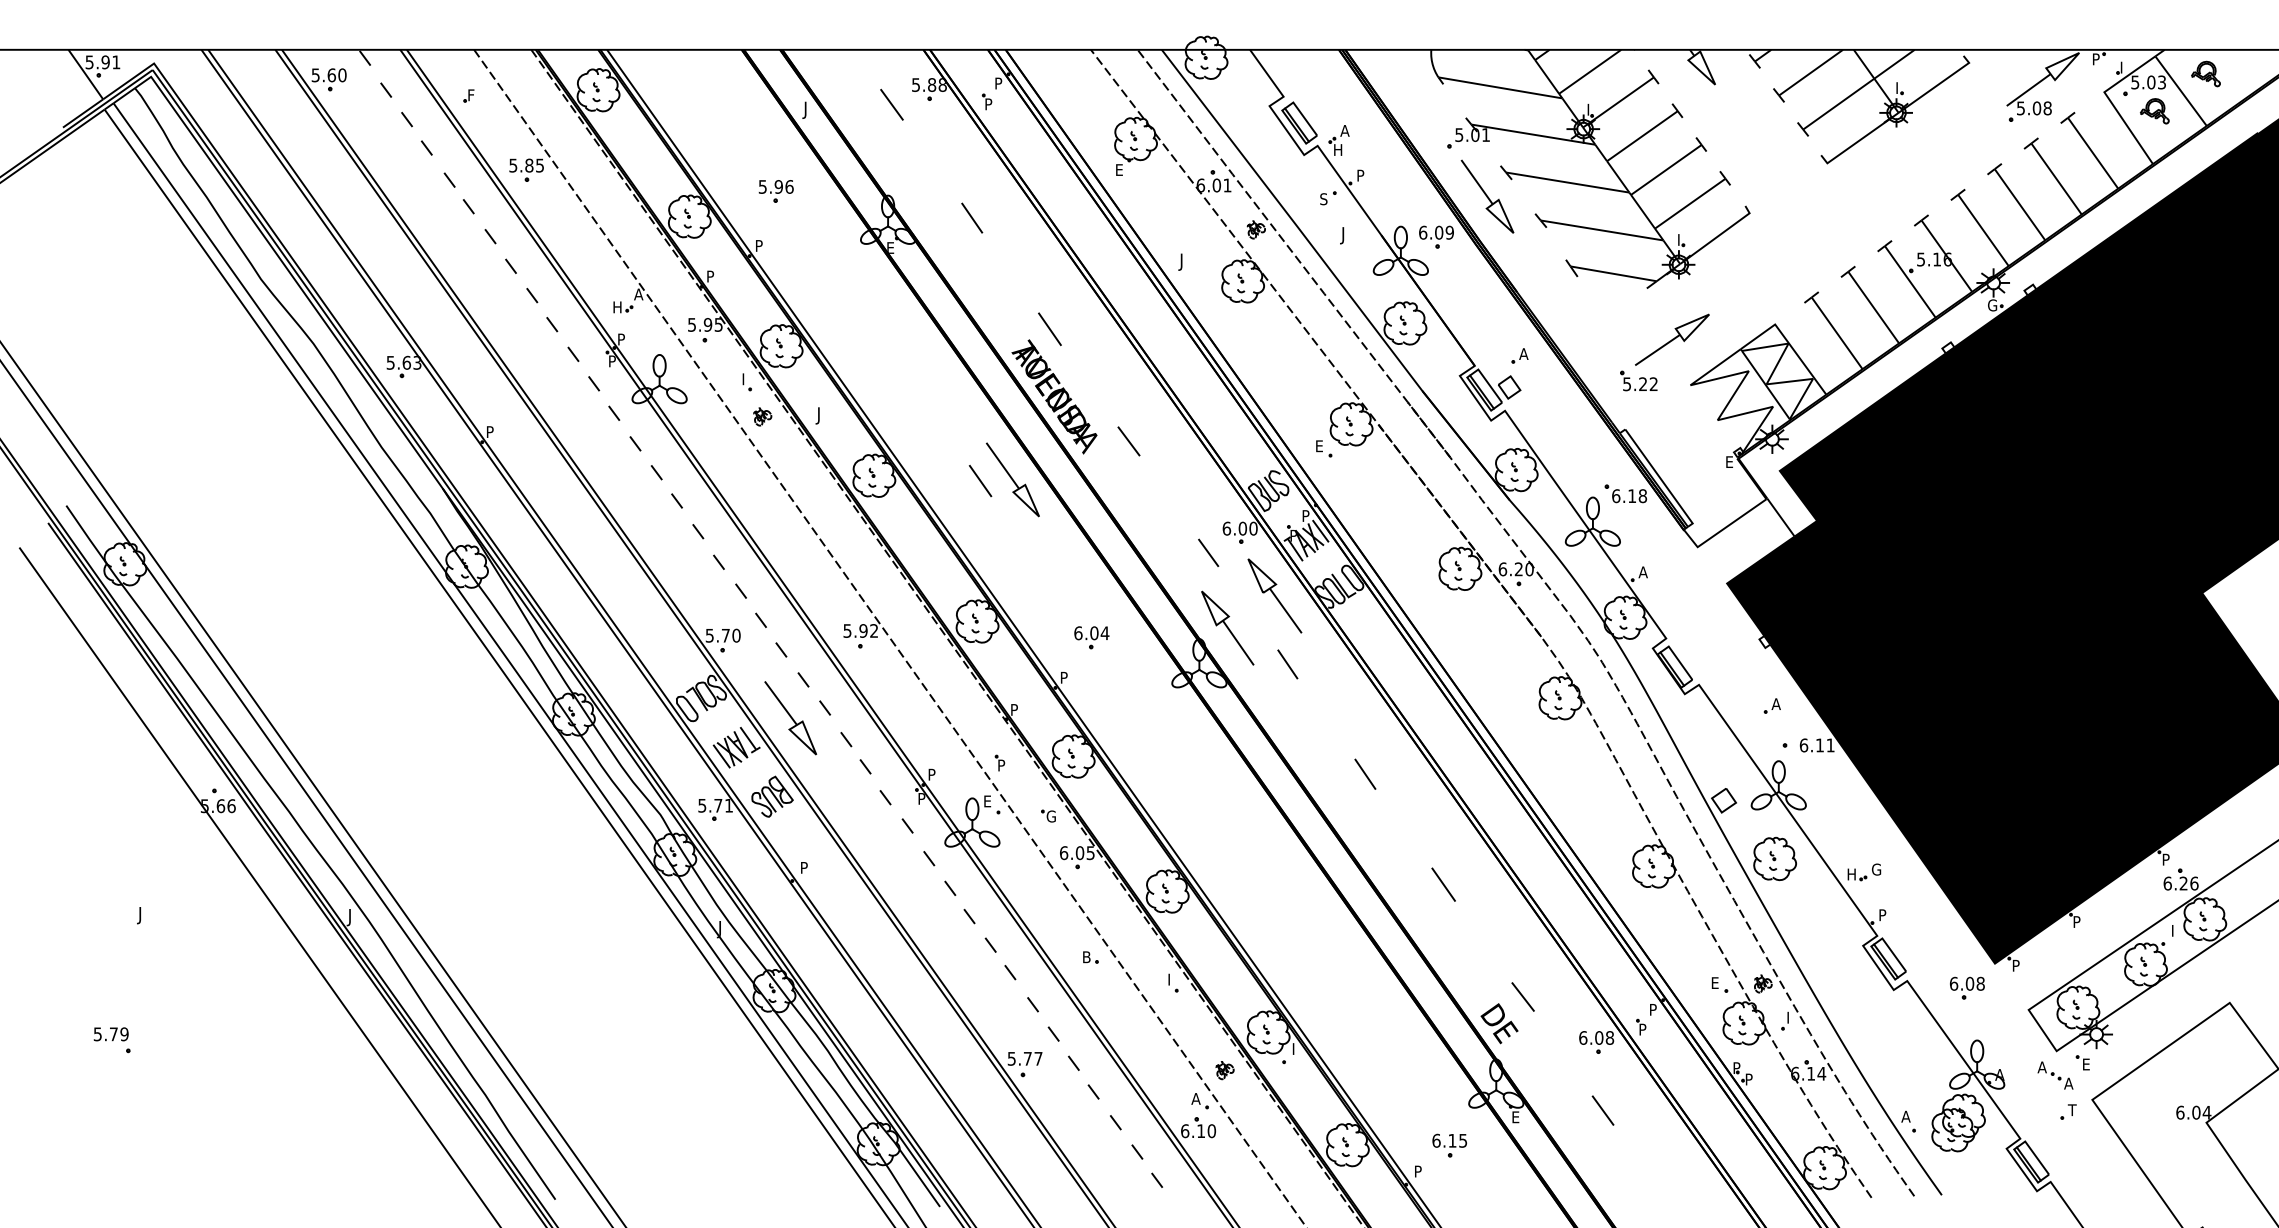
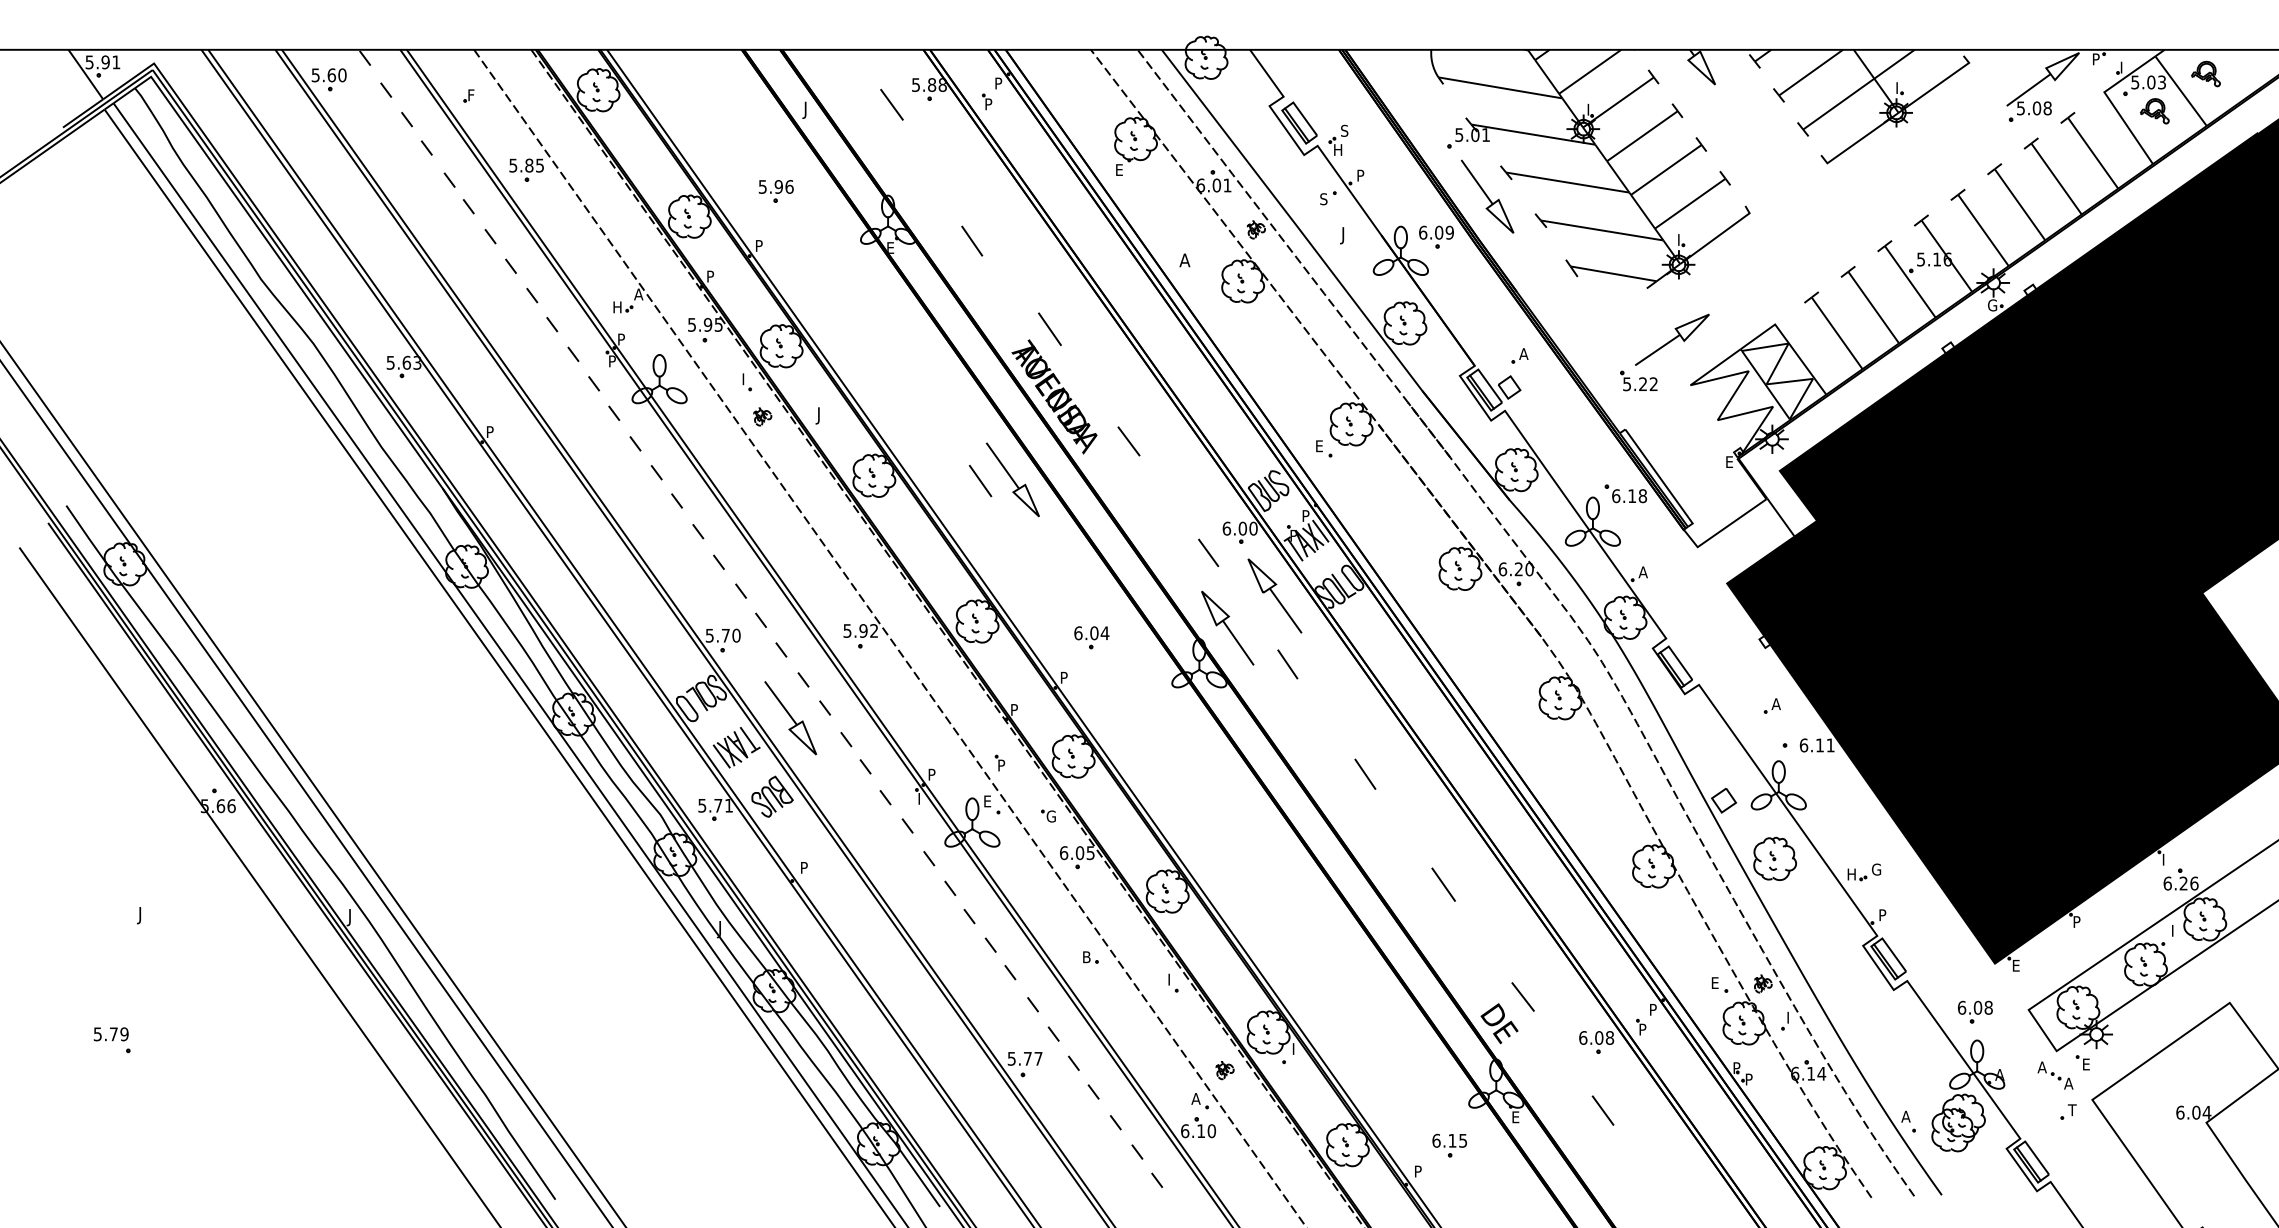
text: A -> S (1344, 130)
line position: (972, 217) -> (972, 240) (972, 240)
text: J -> A (1184, 261)
text: P -> I (922, 796)
text: P -> I (2166, 856)
text: P -> E (2016, 965)
part position: (1967, 987) -> (1975, 1011) (1975, 1011)
